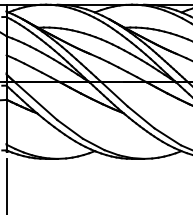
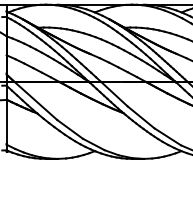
line: present -> none (6, 184)
